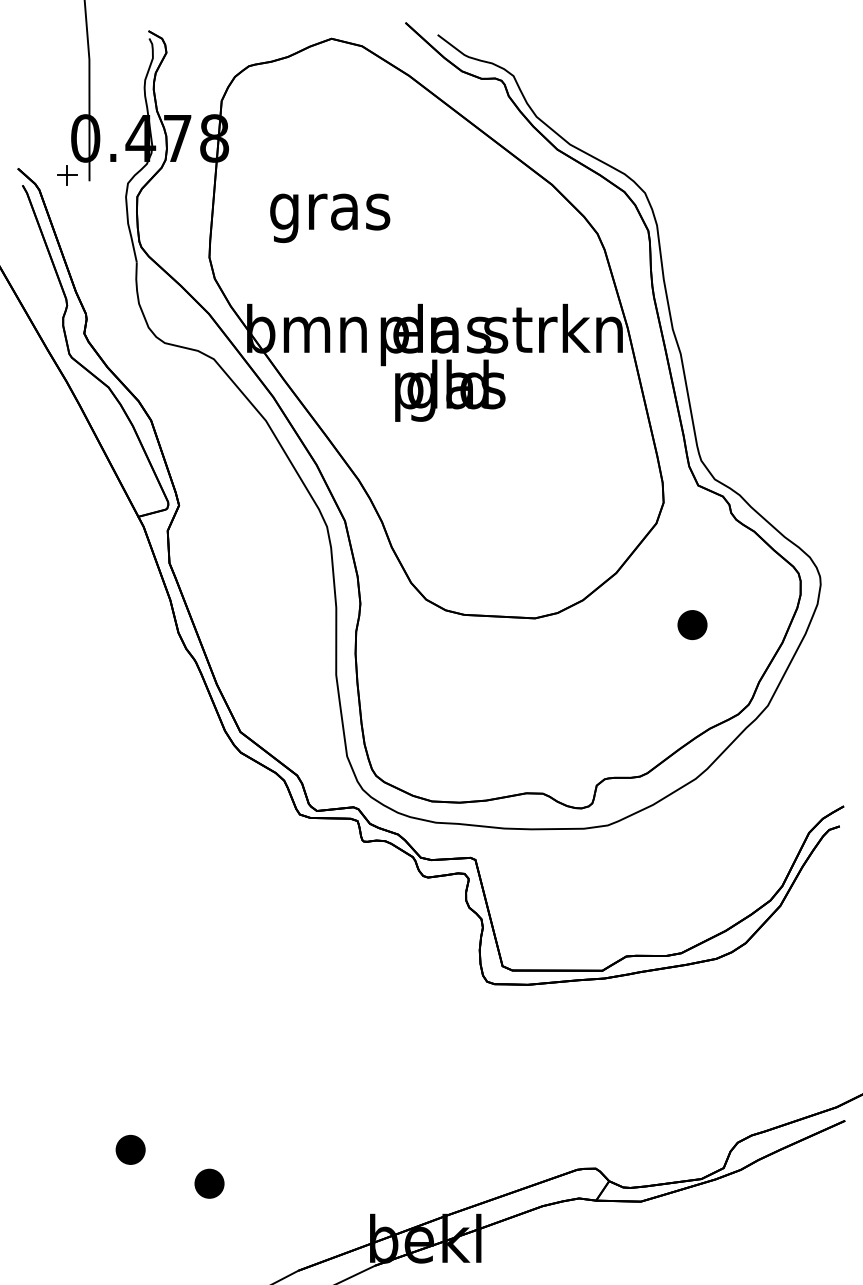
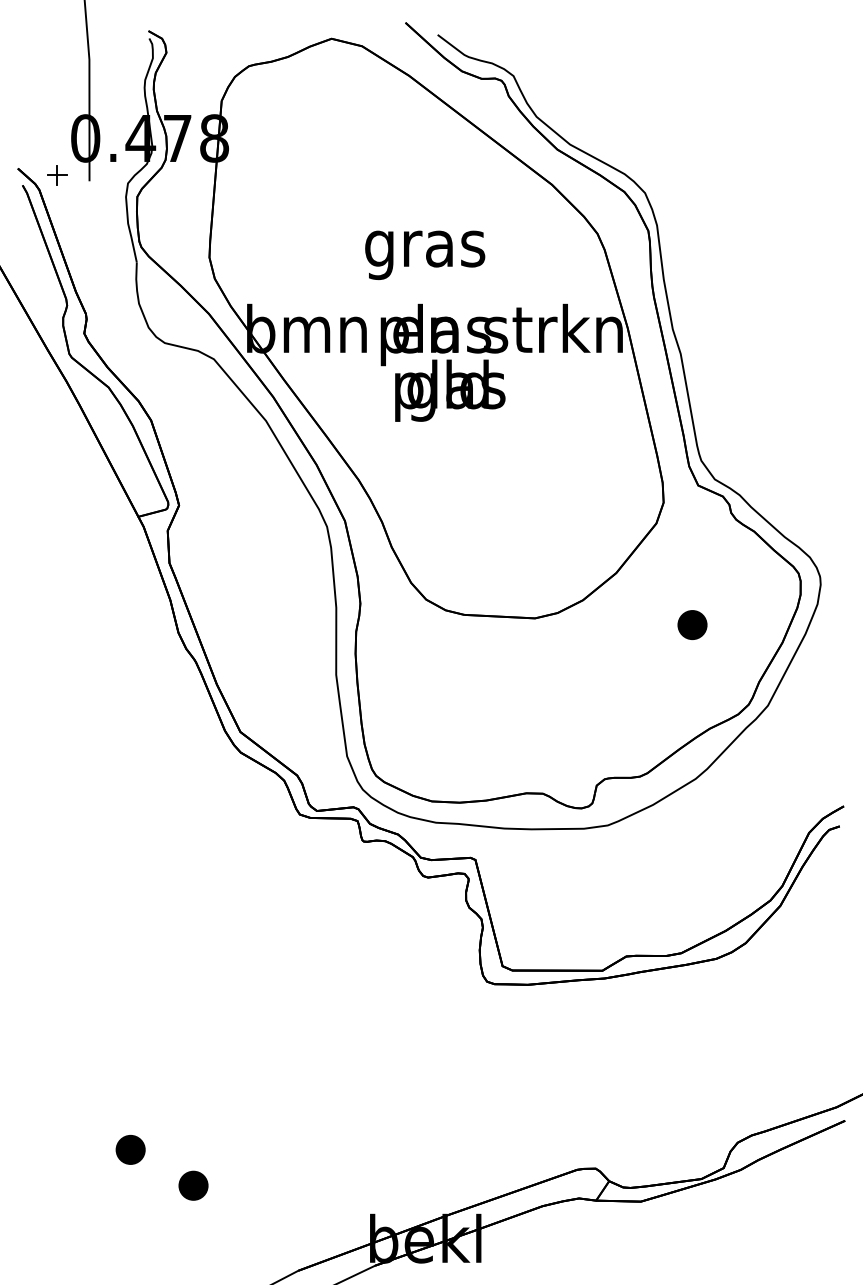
part position: (67, 175) -> (57, 175) (57, 175)
text position: (330, 217) -> (425, 254) (425, 254)
part position: (209, 1183) -> (193, 1185) (193, 1185)
